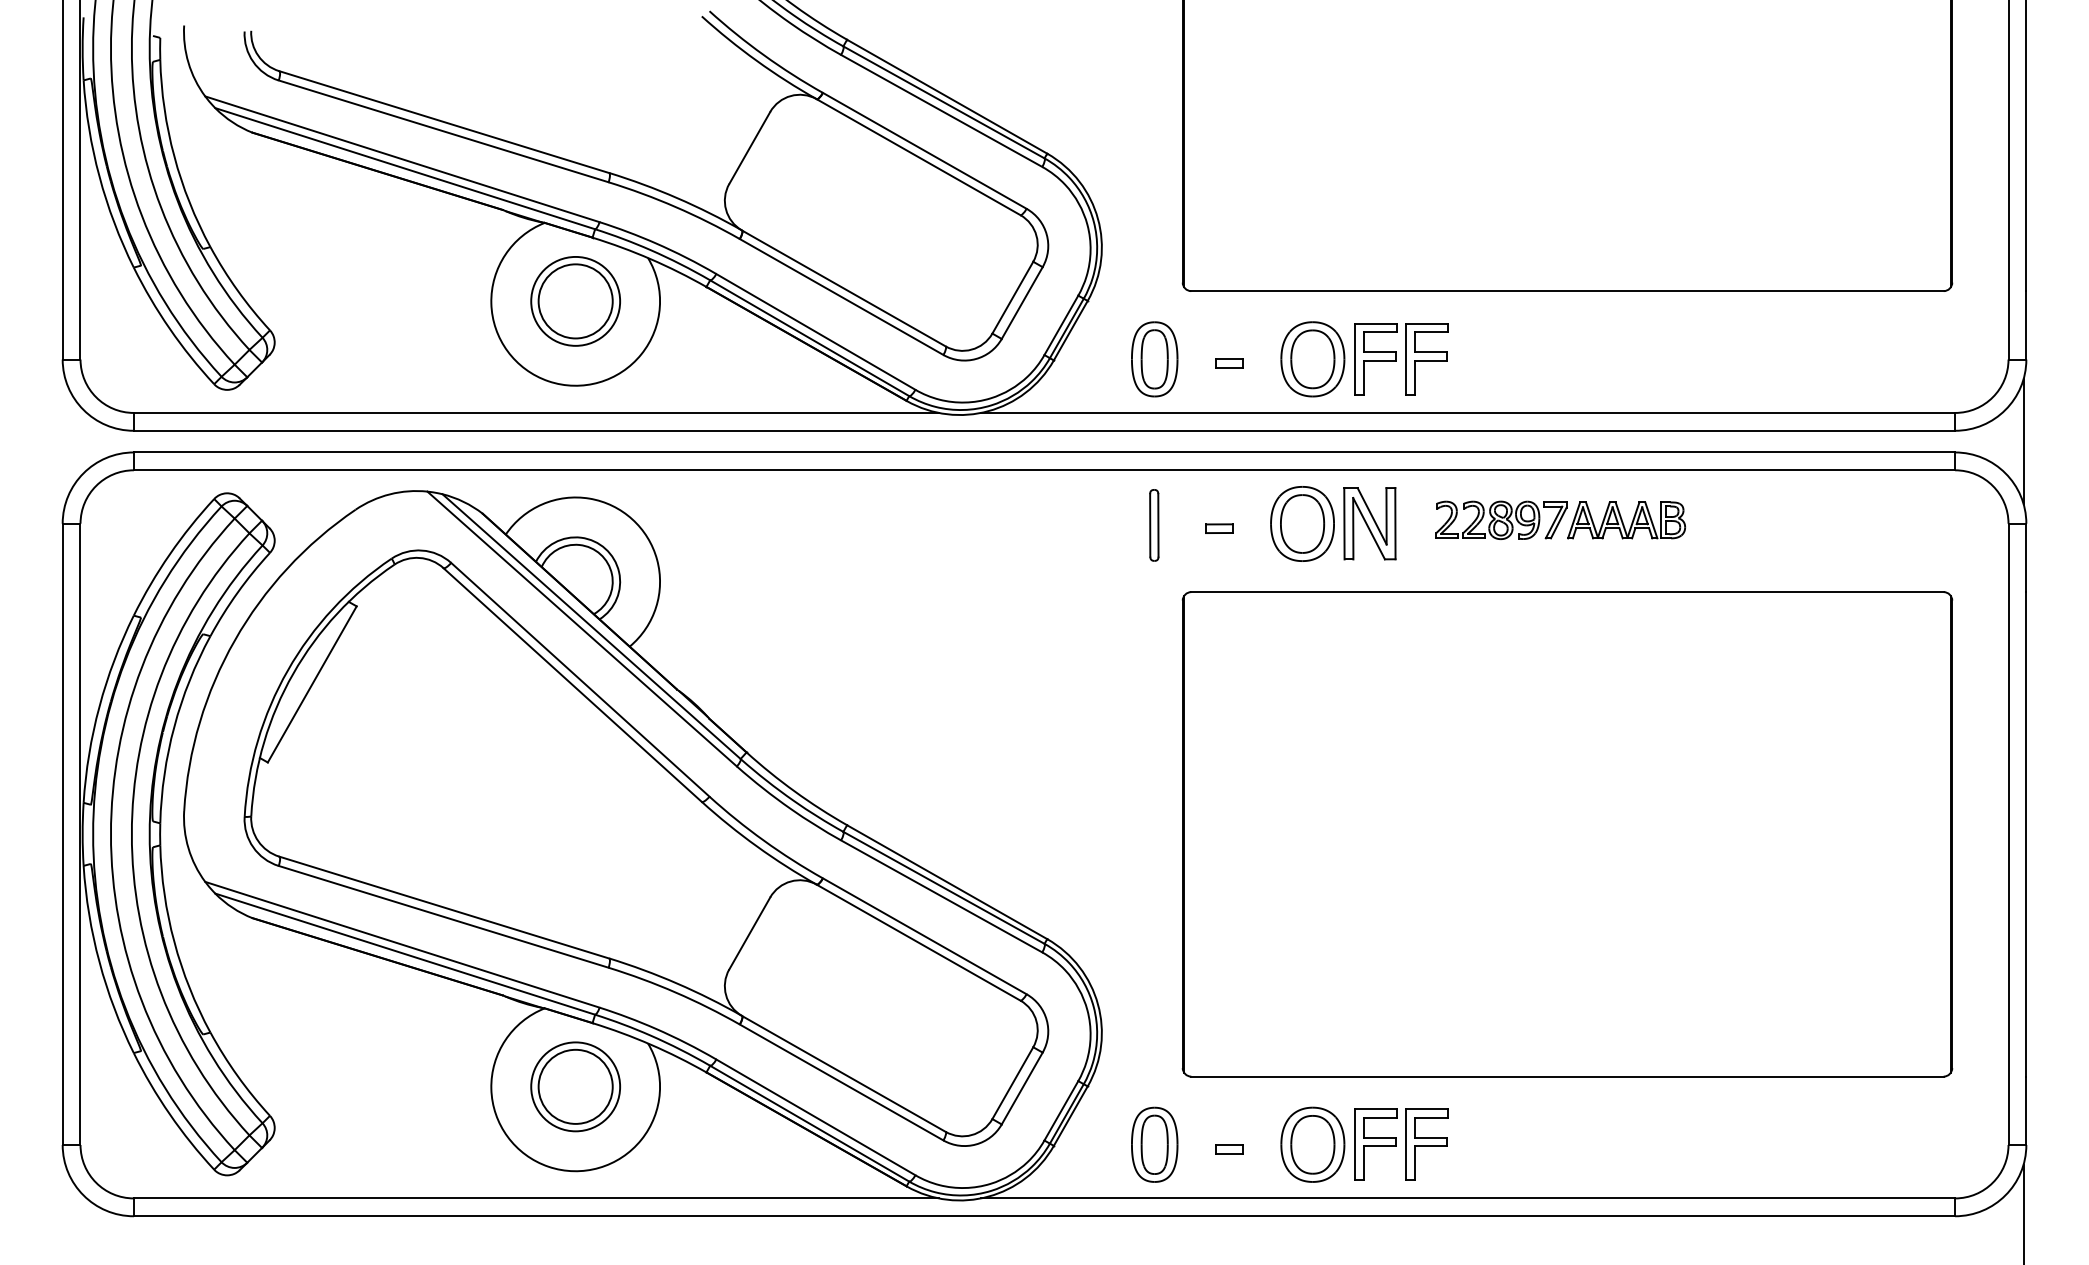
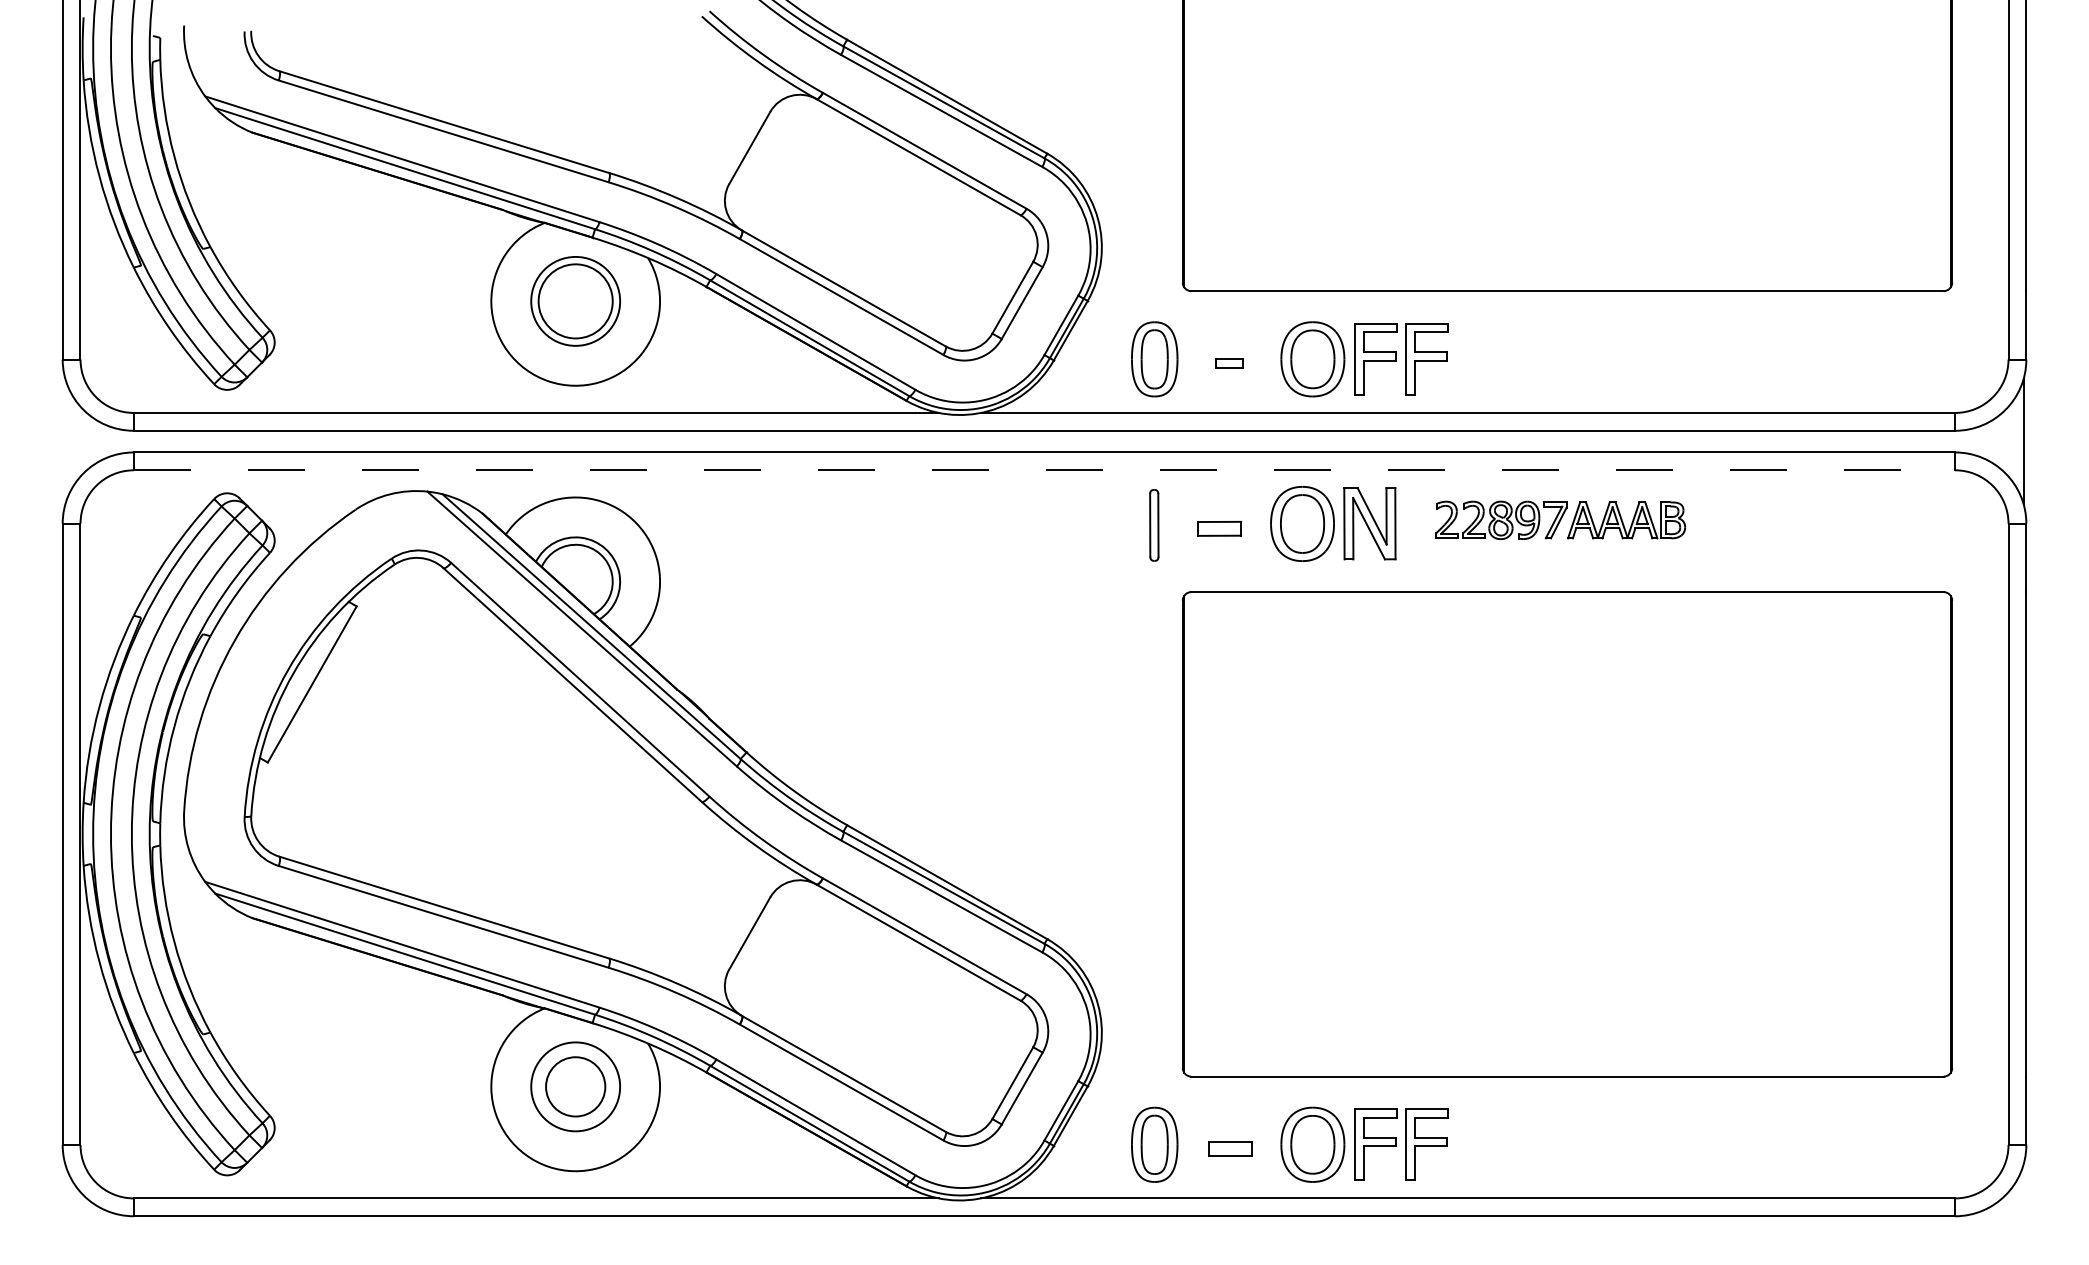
line: solid -> dashed (1044, 470)
part size: 29x11 px -> 45x17 px (1219, 528)
circle diameter: 74 px -> 59 px (575, 1086)
part size: 29x11 px -> 45x16 px (1230, 1148)
line: present -> none (2023, 1212)
